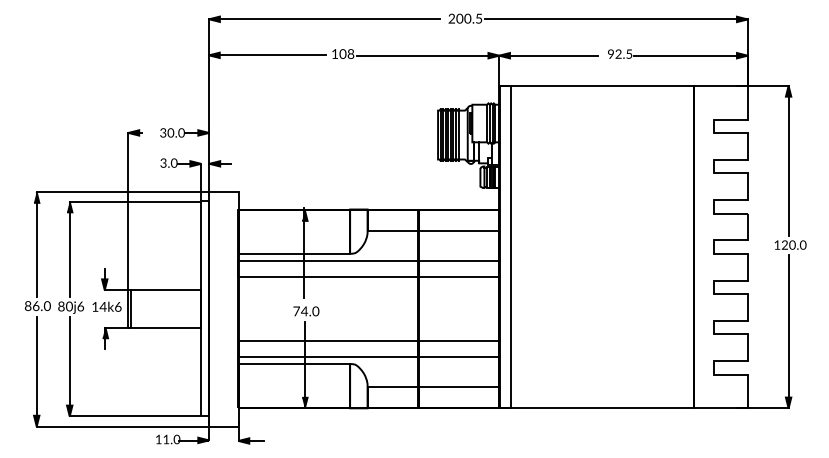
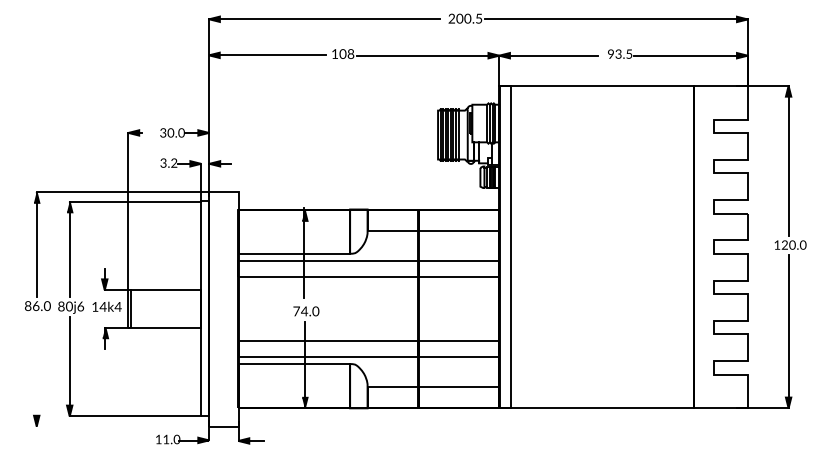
text: 92.5 -> 93.5 (618, 55)
text: 3.0 -> 3.2 (173, 163)
text: 14k6 -> 14k4 (117, 306)
line: present -> none (36, 367)
line: present -> none (122, 426)
